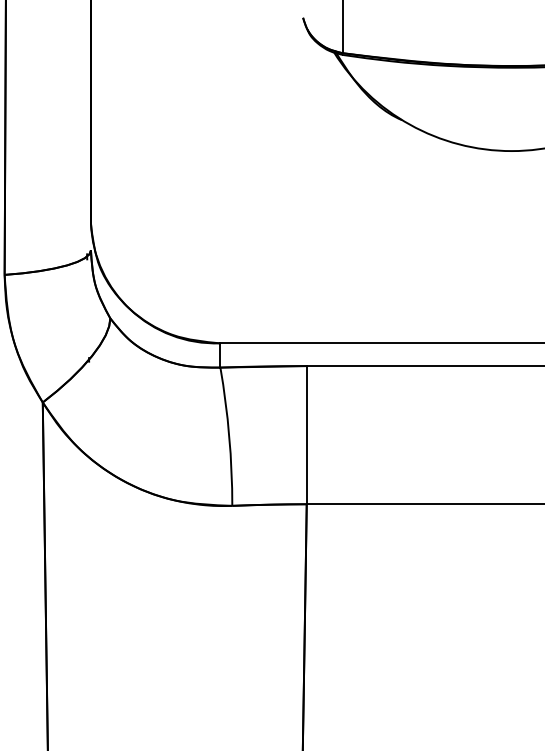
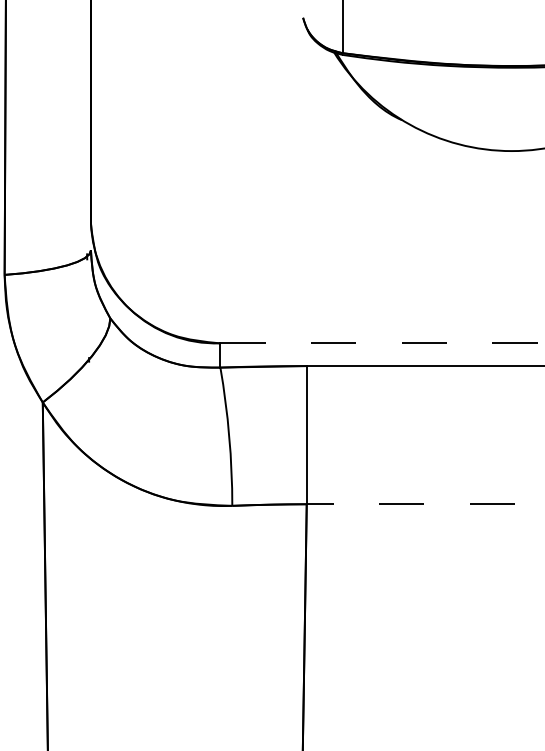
line: solid -> dashed (382, 343)
line: solid -> dashed (425, 504)
